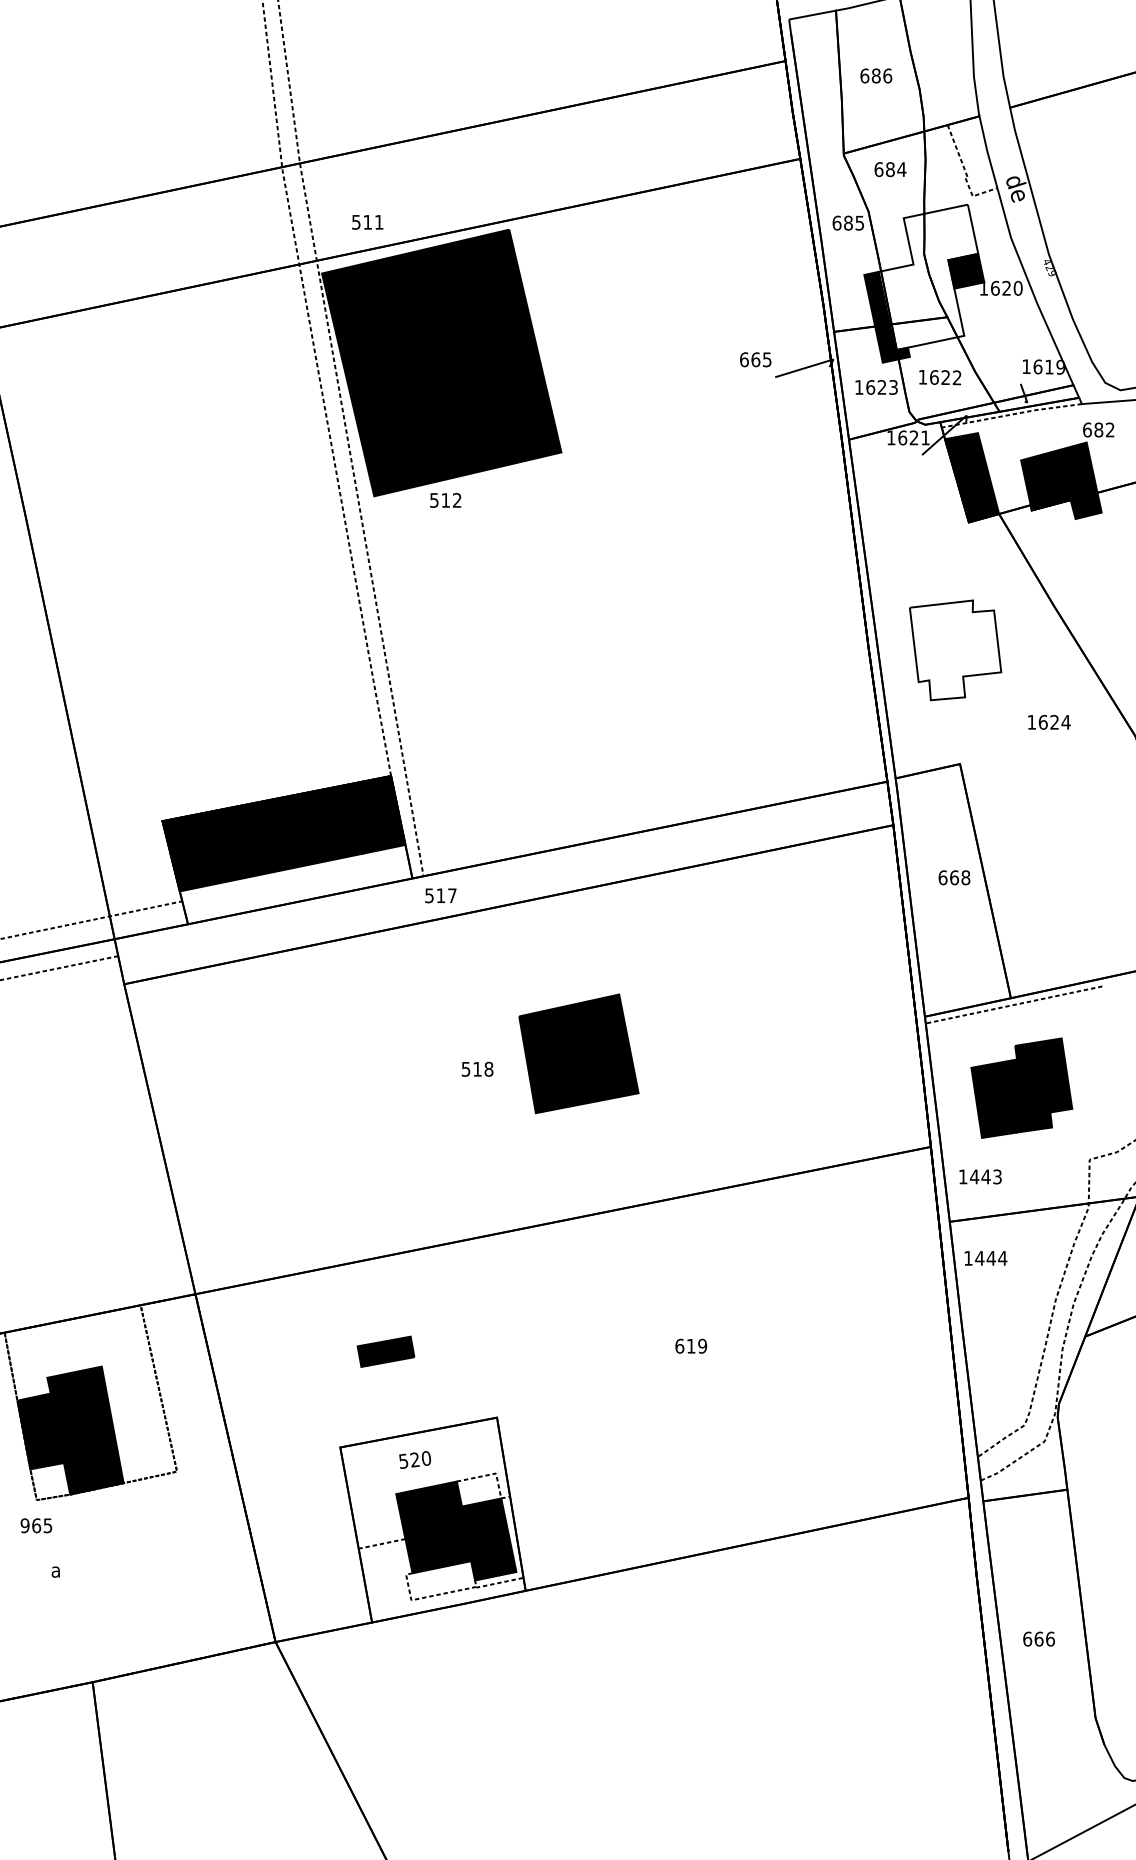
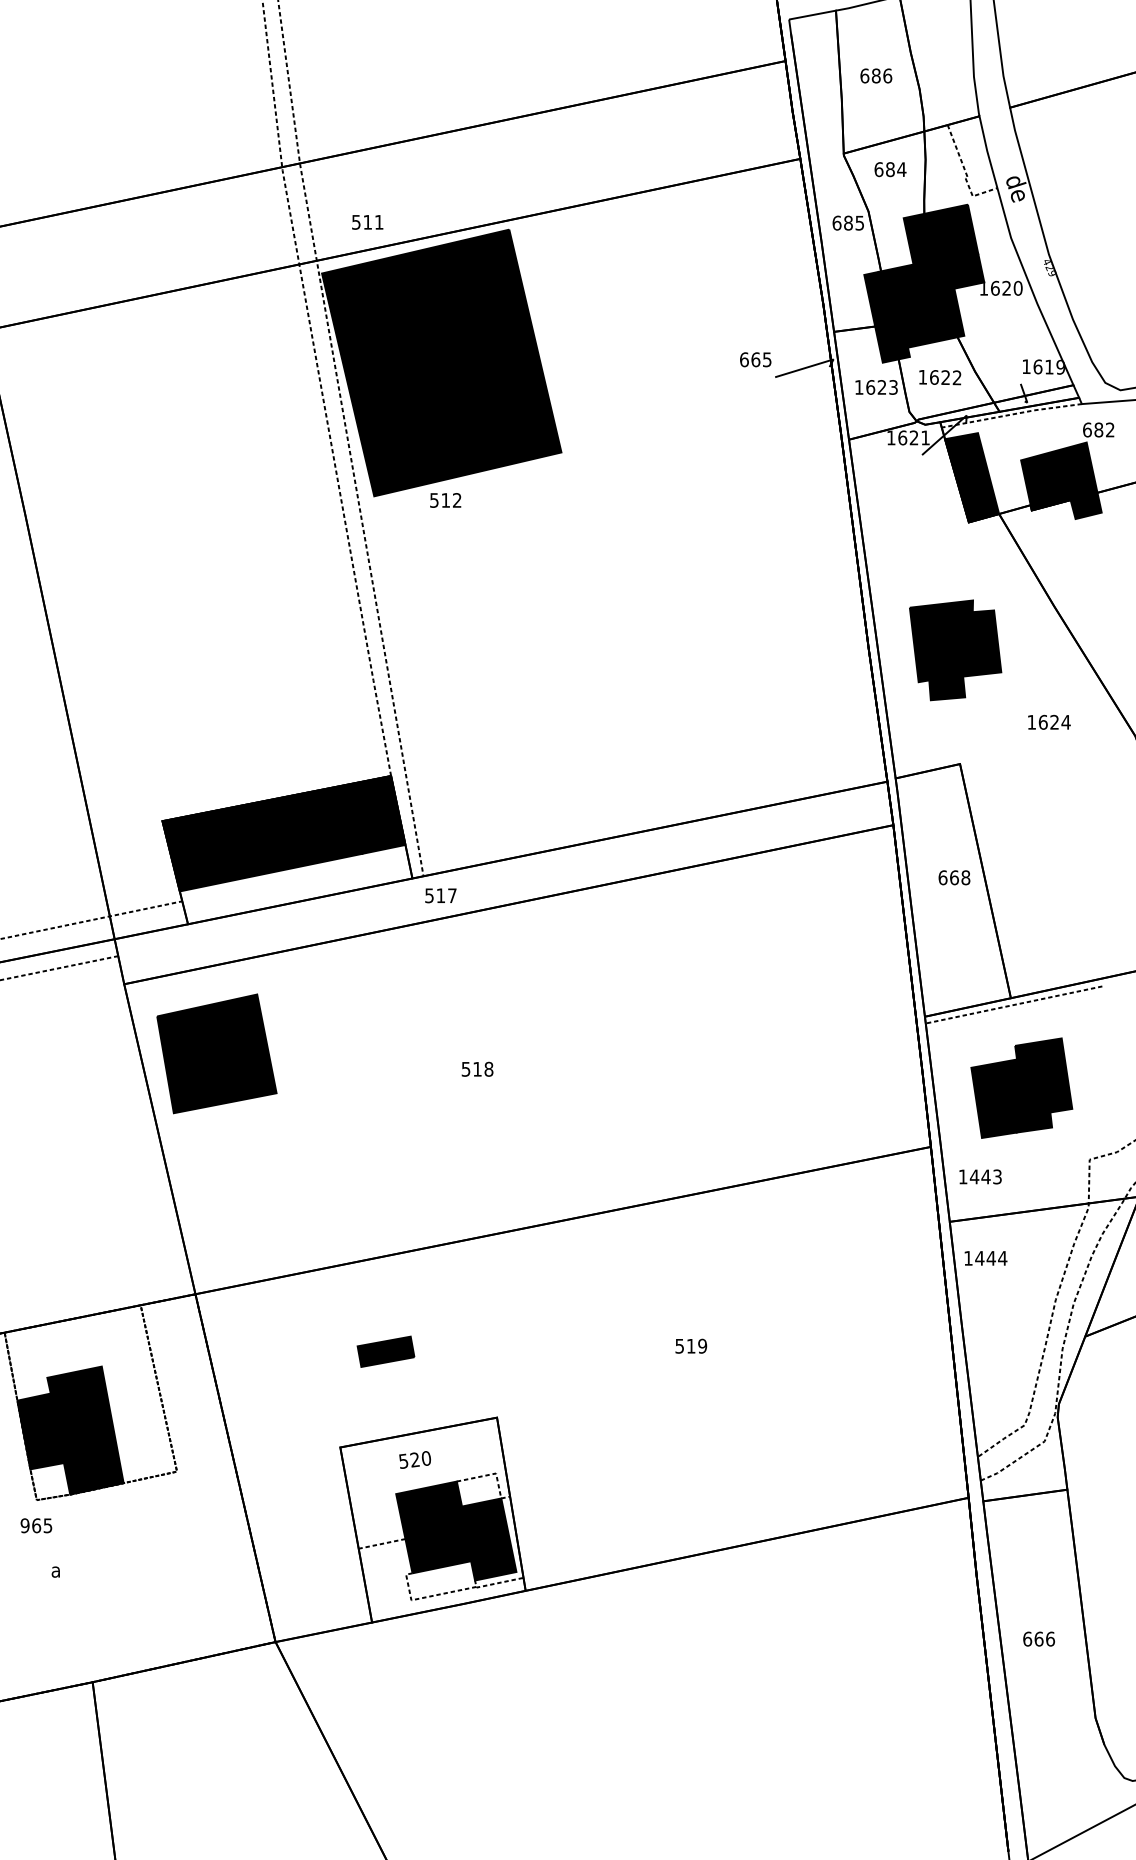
fill: none -> present (928, 277)
fill: none -> present (955, 650)
part position: (578, 1053) -> (216, 1053) (216, 1053)
text: 619 -> 519 (679, 1345)
